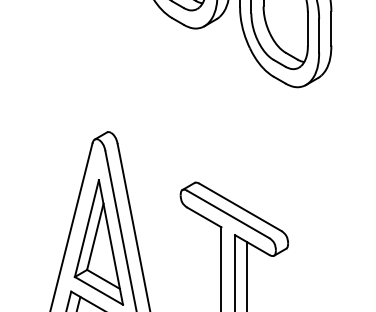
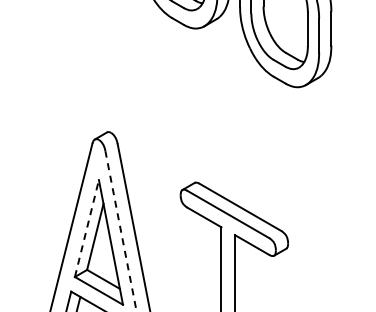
line: solid -> dashed (86, 228)
line: solid -> dashed (120, 230)
line: present -> none (247, 275)
